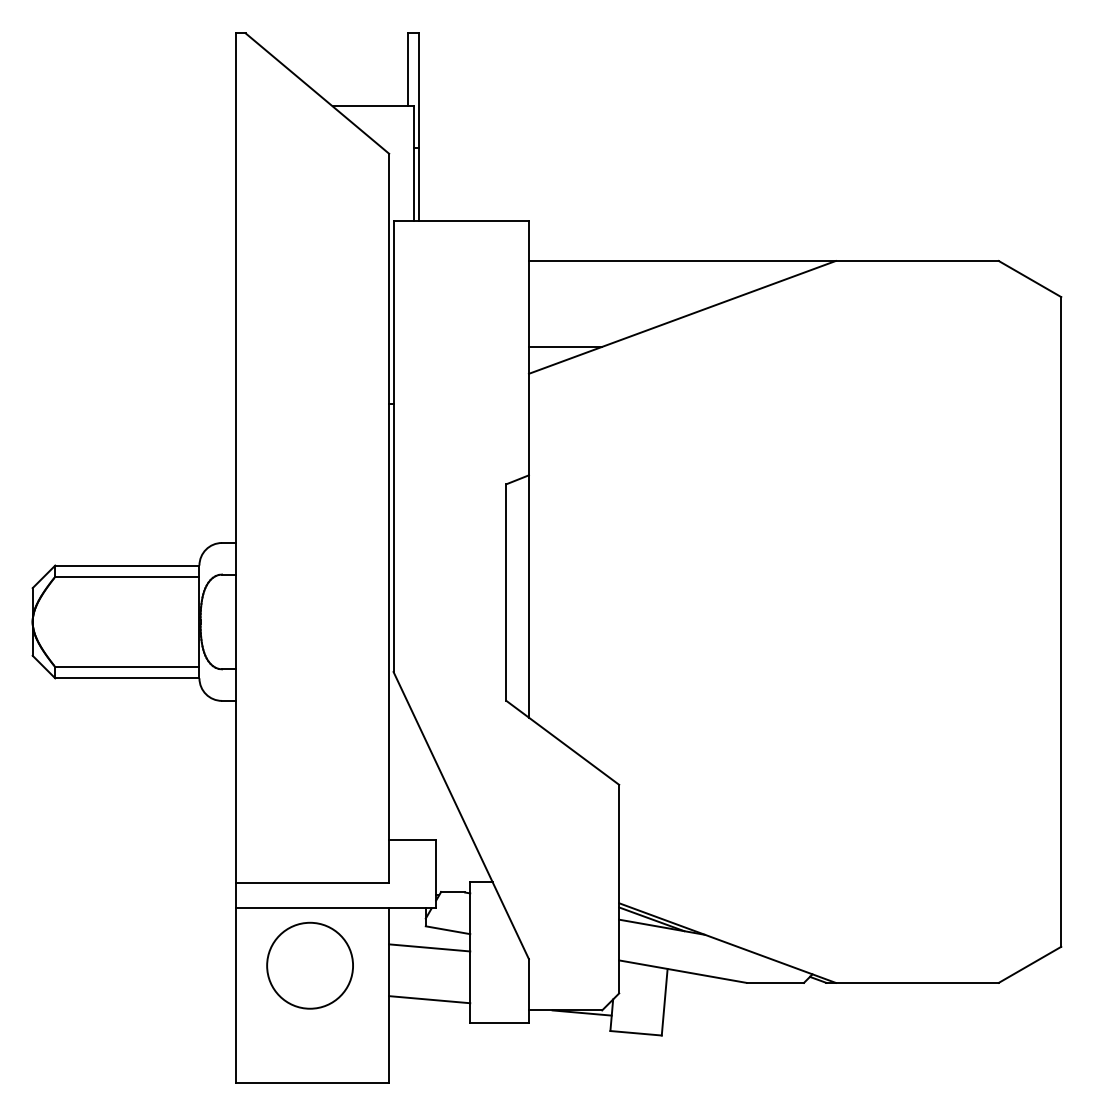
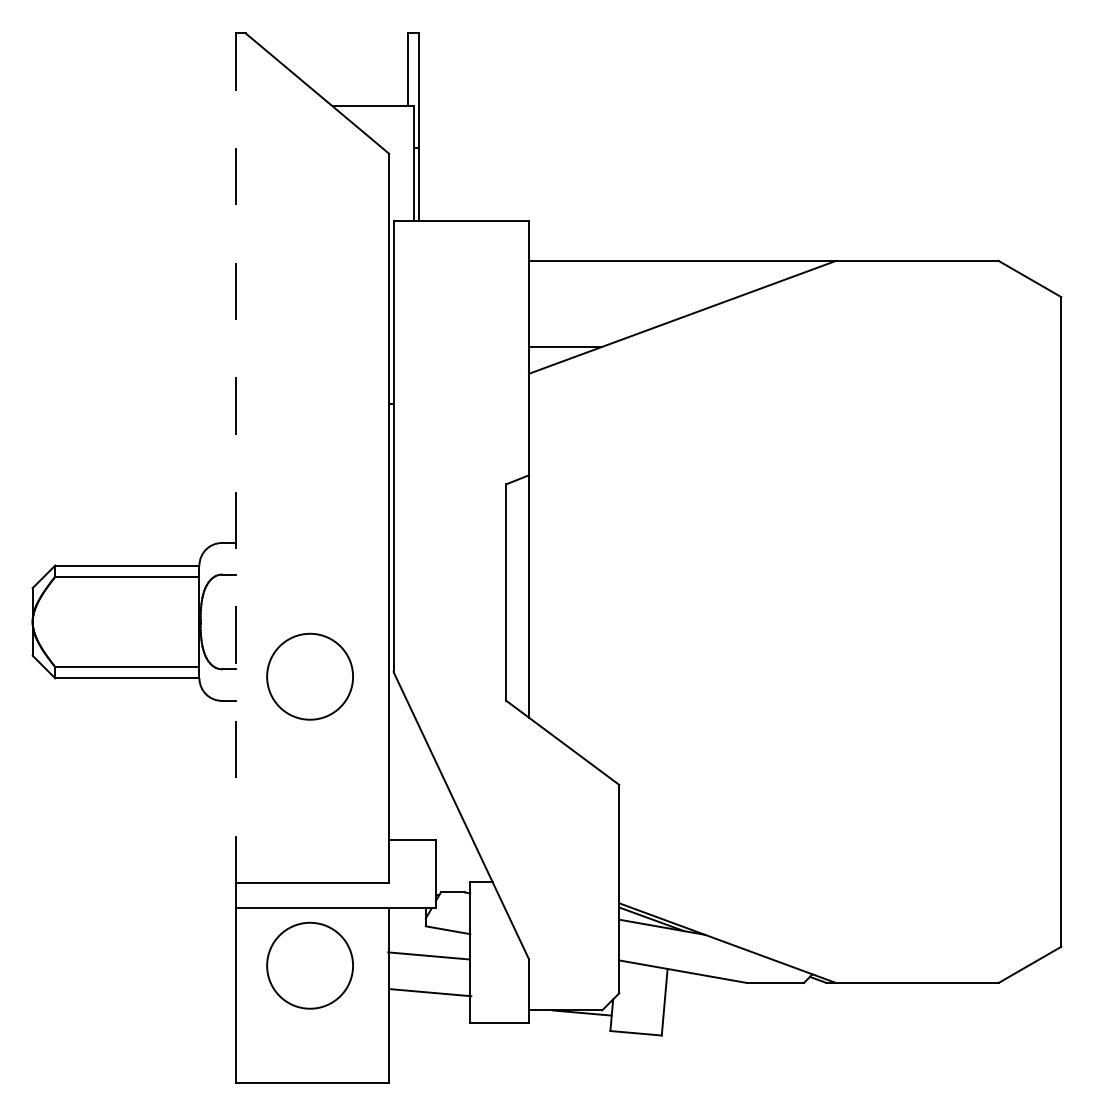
line: solid -> dashed (235, 458)
circle: none -> present (309, 676)
line position: (429, 947) -> (428, 955) (428, 955)
line position: (429, 999) -> (430, 992) (430, 992)
